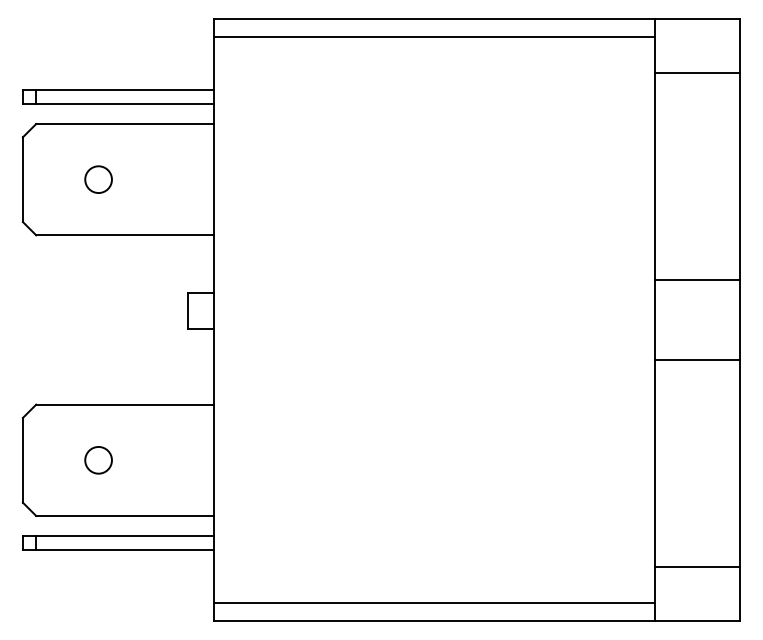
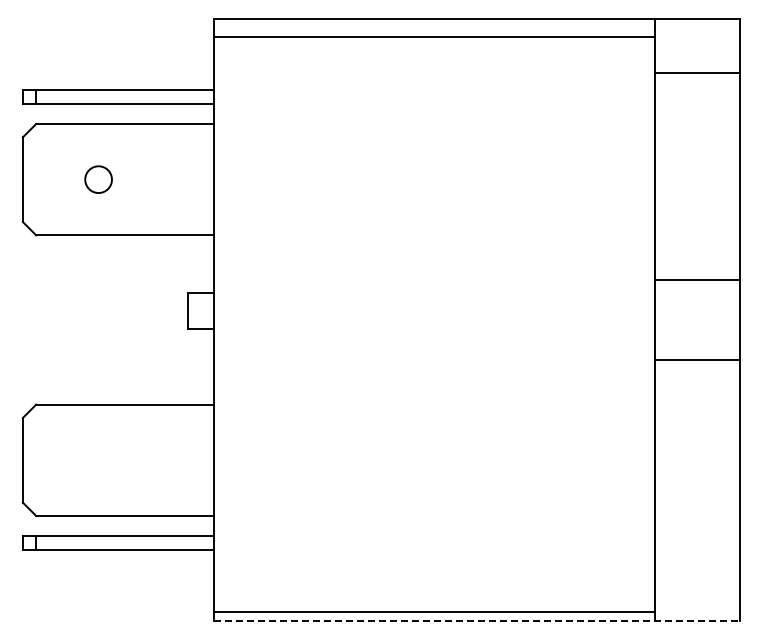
circle: present -> none (98, 460)
line: present -> none (697, 567)
line position: (434, 602) -> (434, 611) (434, 611)
line: solid -> dashed (477, 620)
